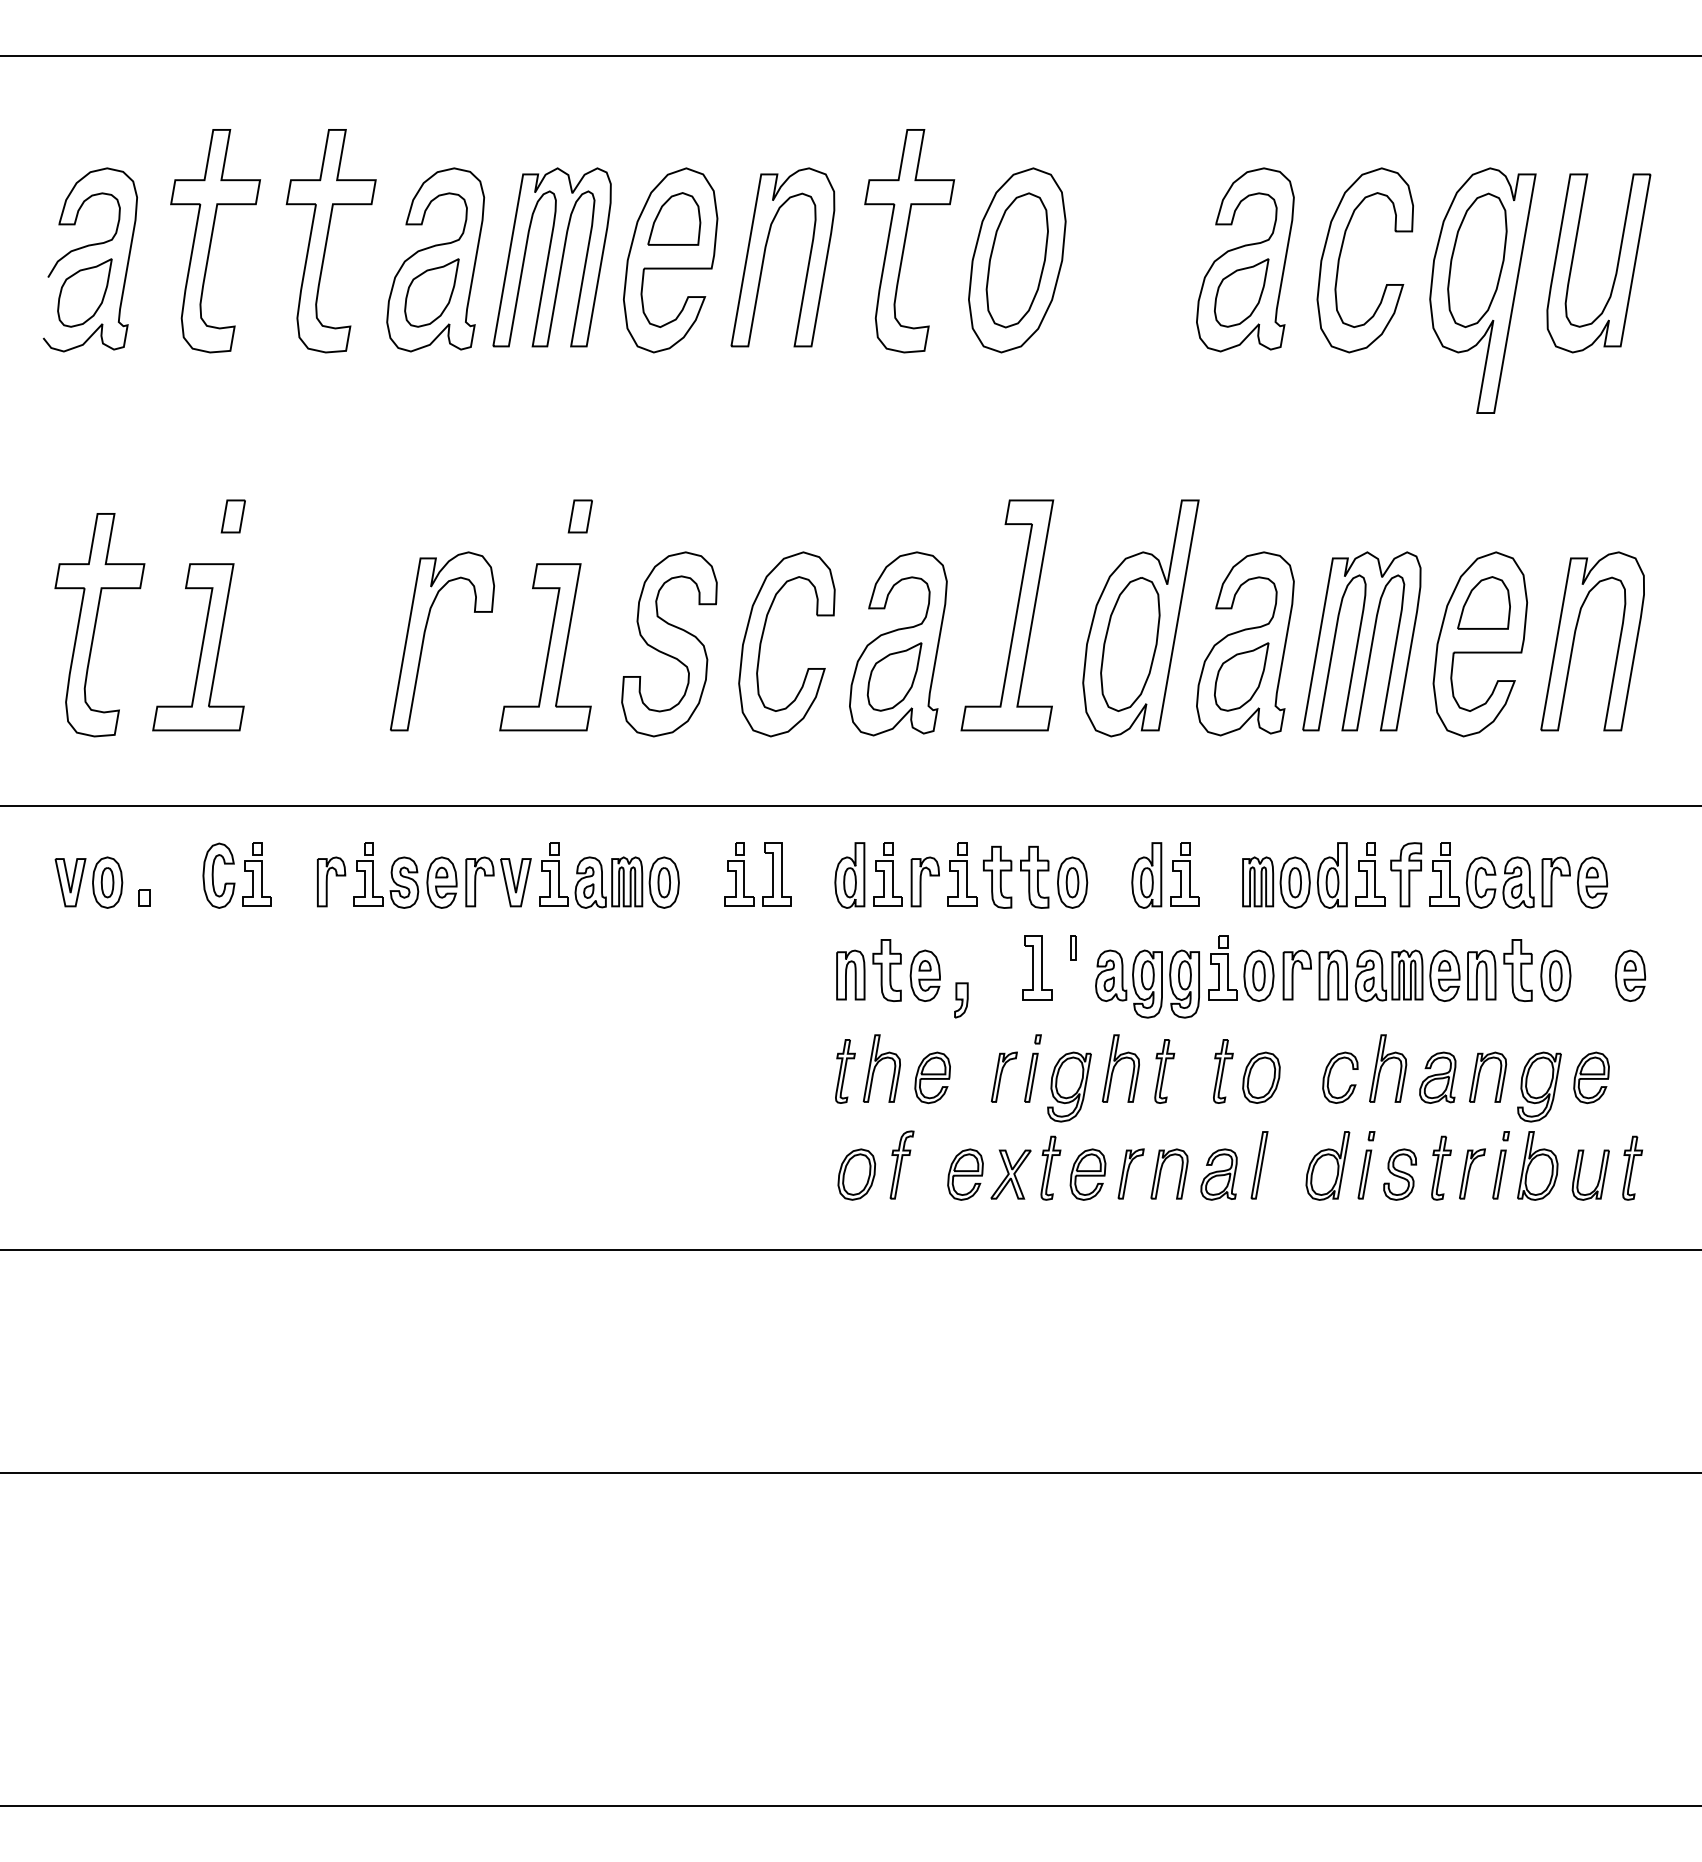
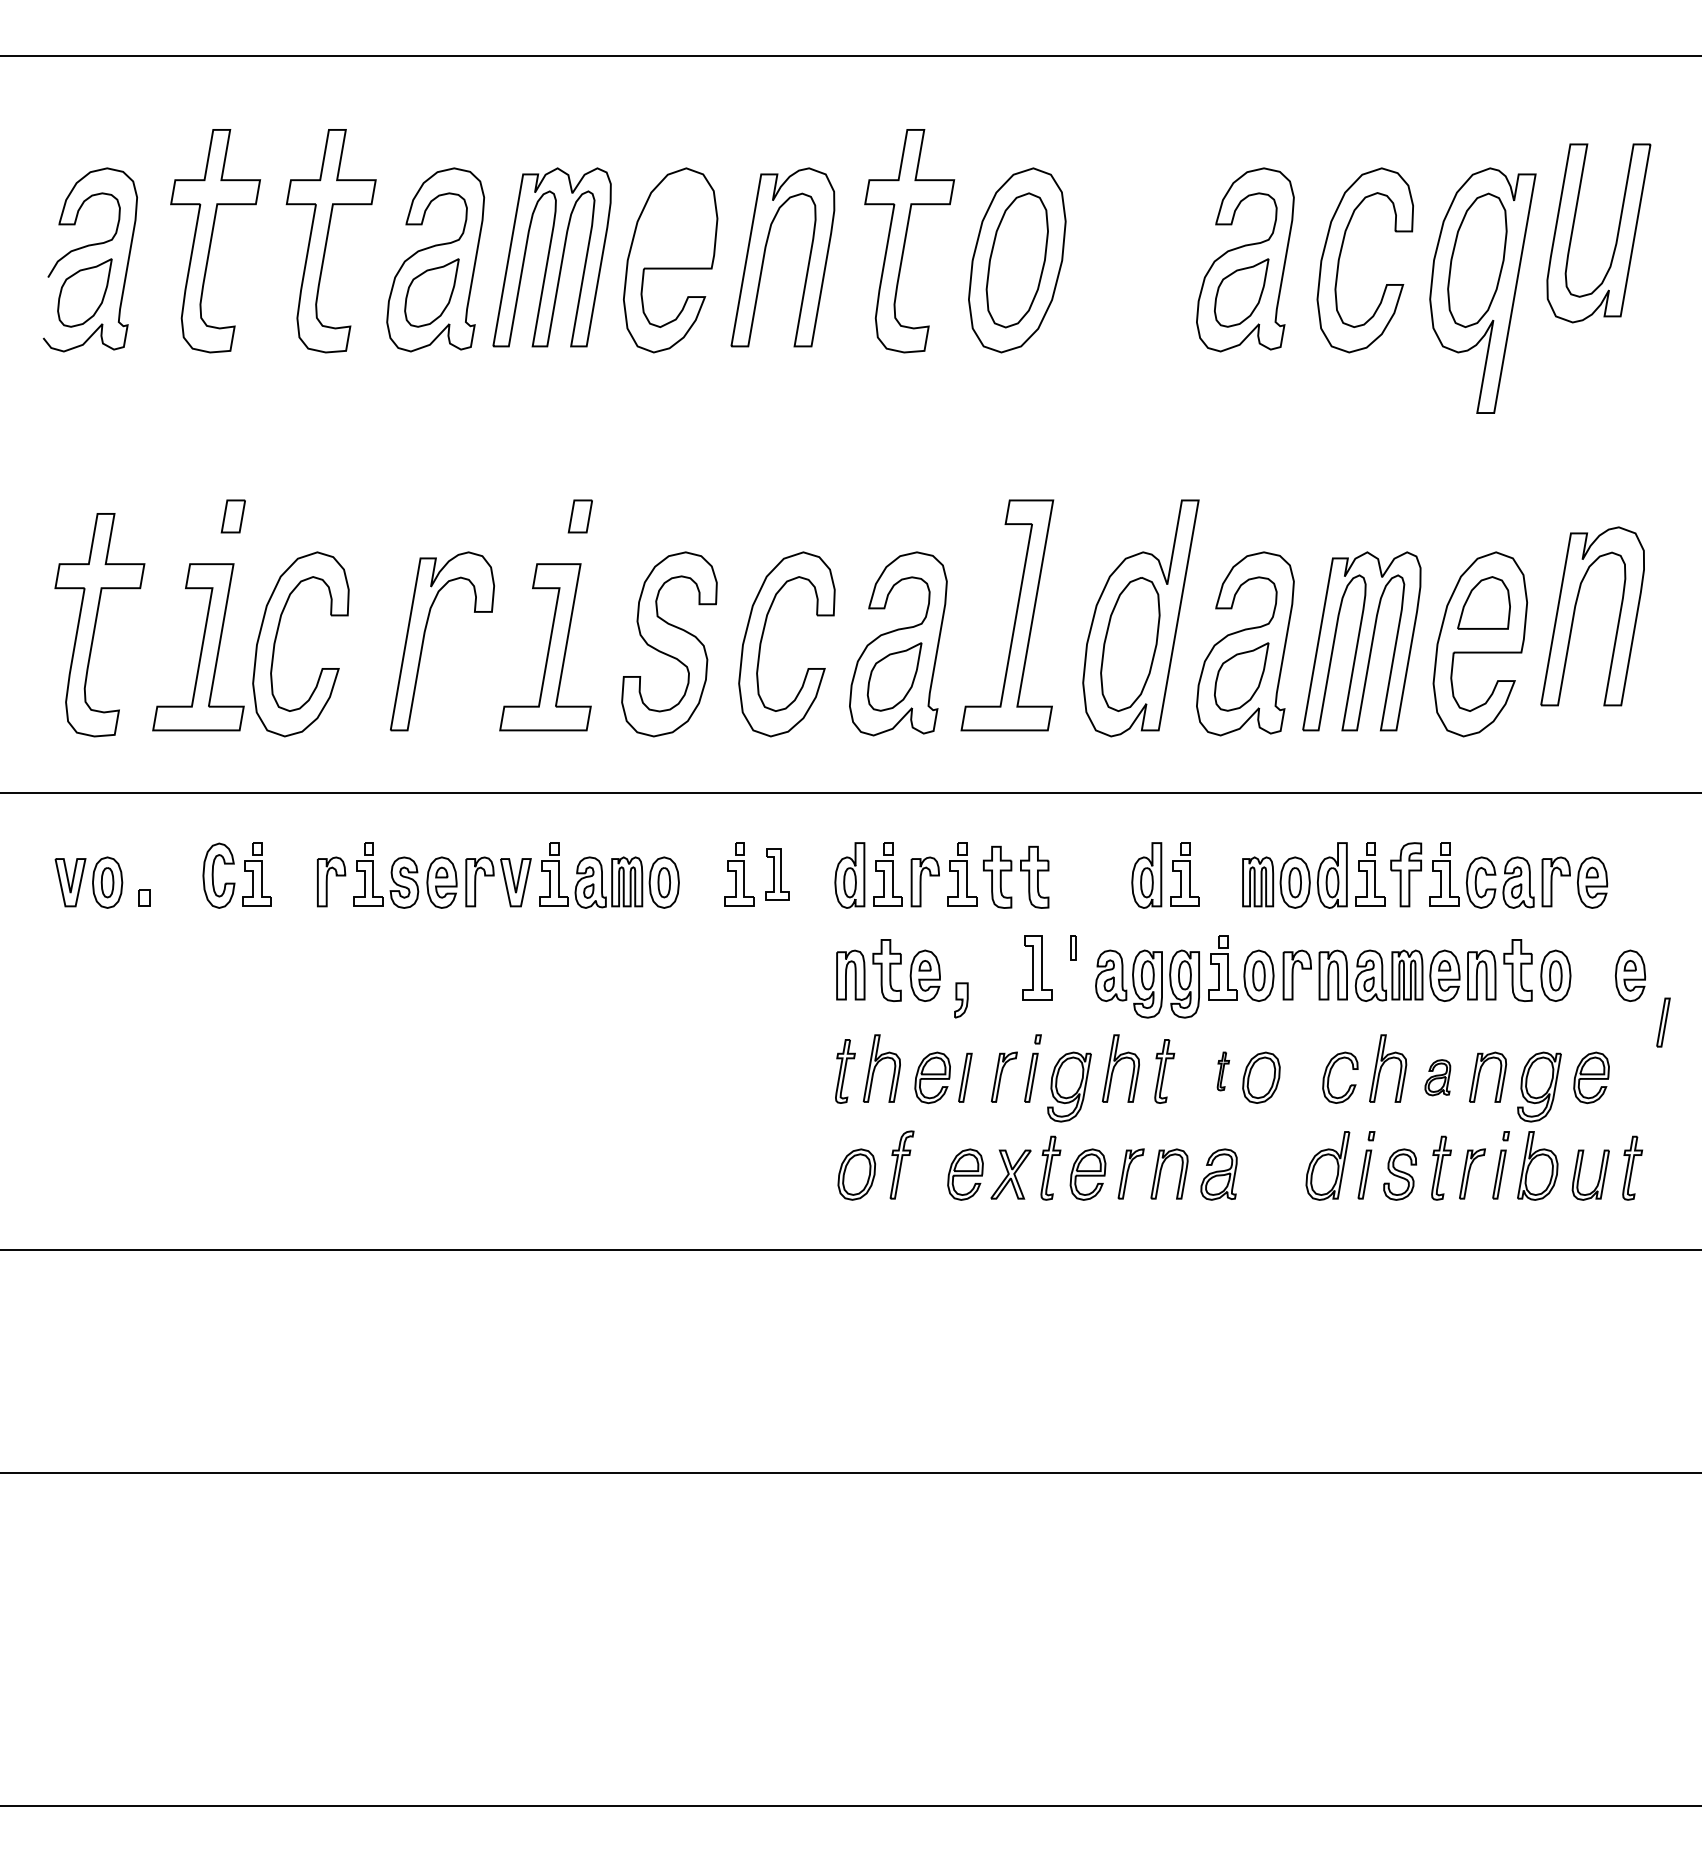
part: present -> none (674, 218)
part position: (1616, 265) -> (1616, 235) (1616, 235)
part position: (1575, 637) -> (1575, 612) (1575, 612)
part: none -> present (276, 640)
line position: (850, 805) -> (850, 792) (850, 792)
part size: 30x65 px -> 25x53 px (777, 874)
part: present -> none (1072, 882)
part: none -> present (1663, 1022)
part size: 21x65 px -> 15x41 px (1223, 1071)
part: none -> present (965, 1077)
part size: 38x53 px -> 28x38 px (1437, 1077)
part: present -> none (1259, 1165)
